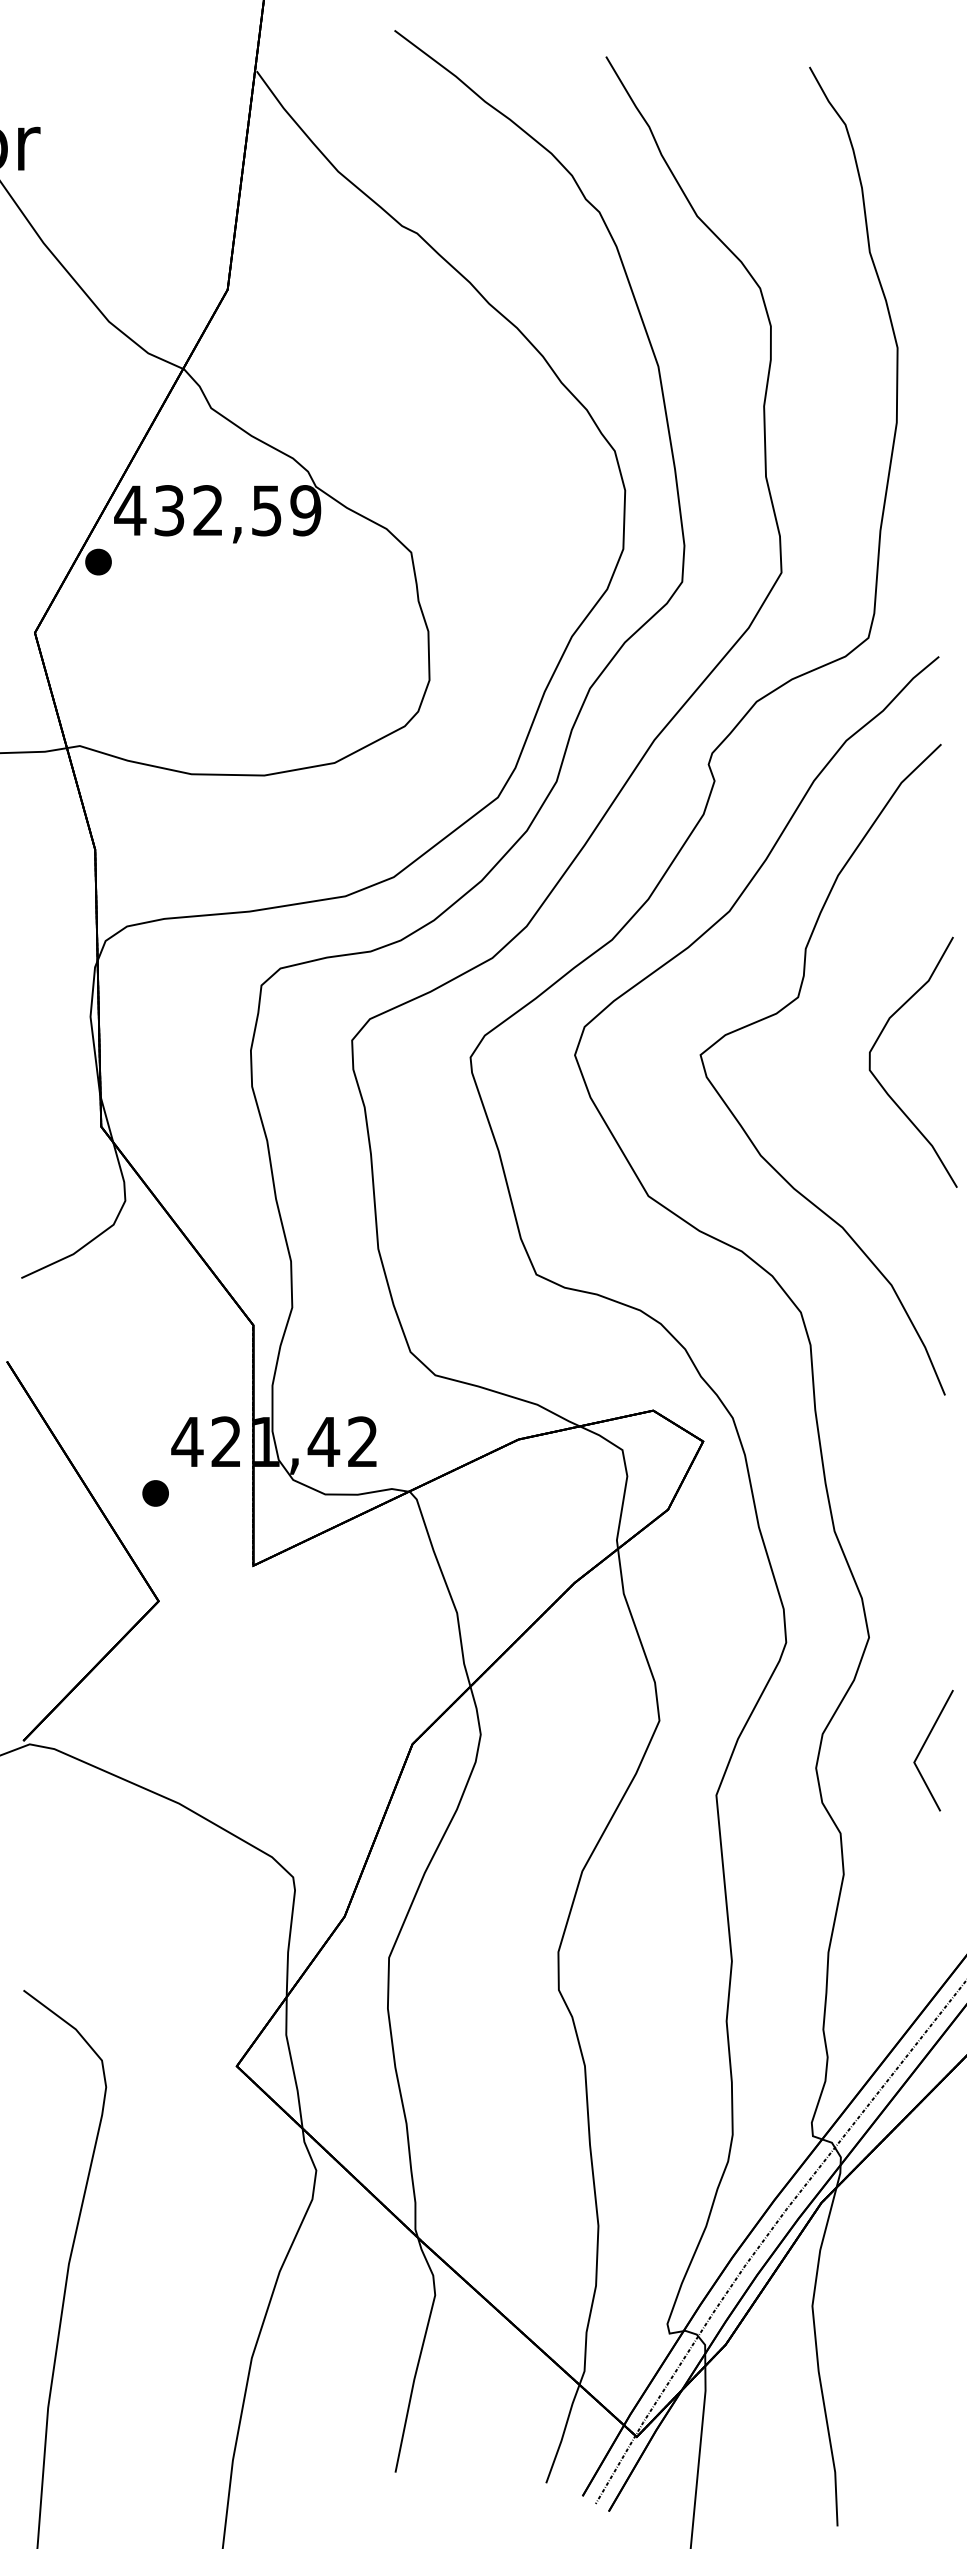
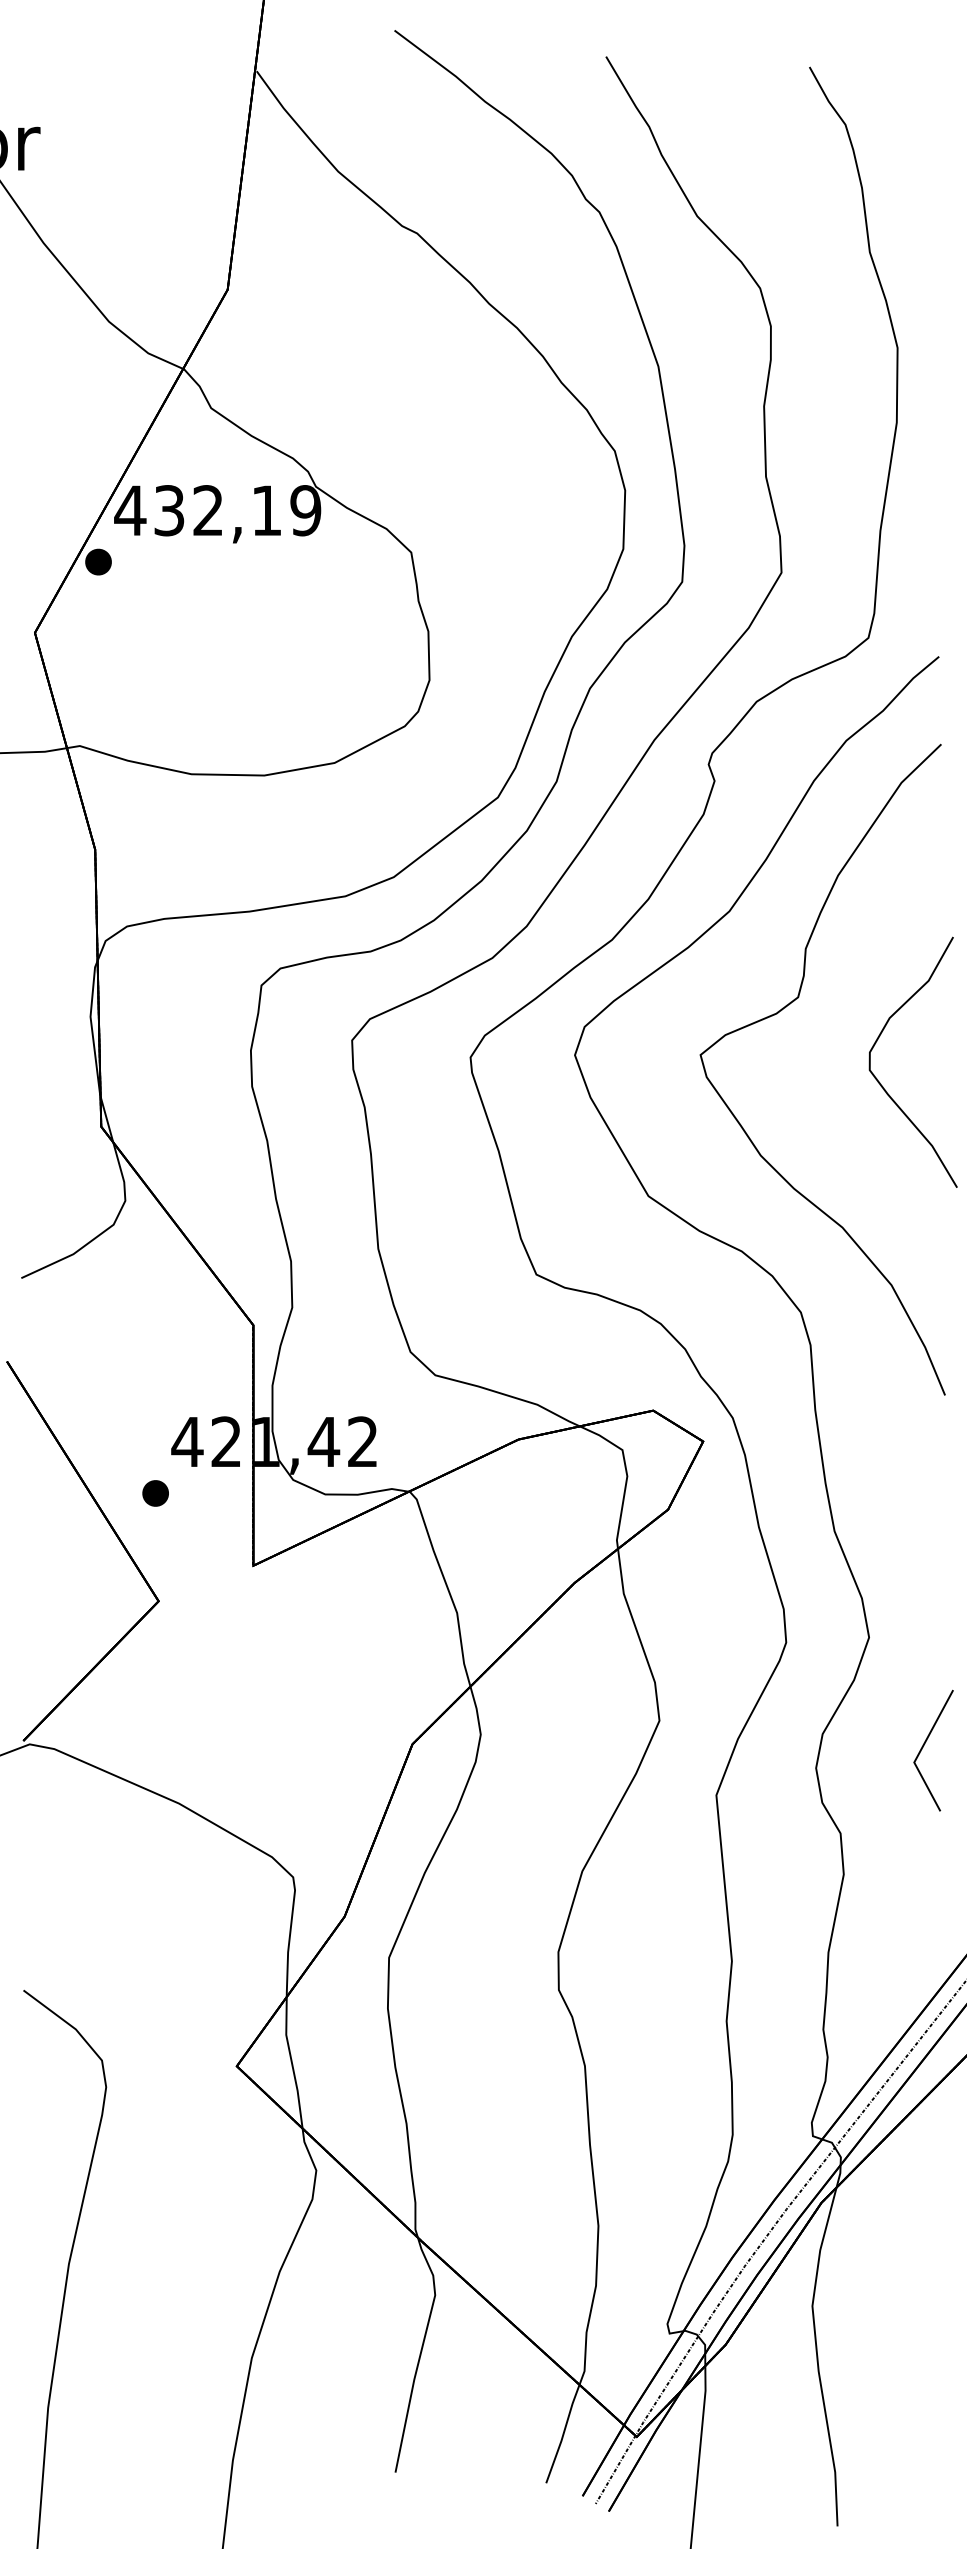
text: 432,59 -> 432,19 (266, 510)
